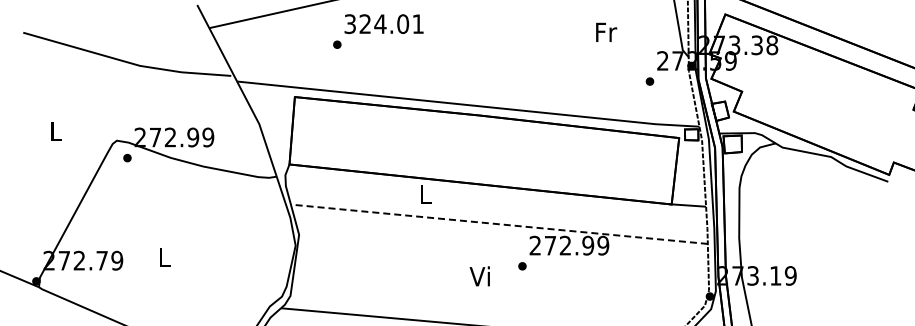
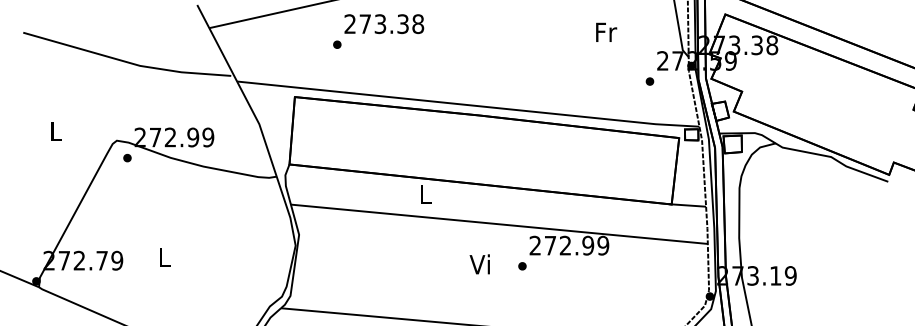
text: 324.01 -> 273.38 (384, 24)
line: dashed -> solid (498, 224)
text position: (479, 276) -> (479, 264) (479, 264)
